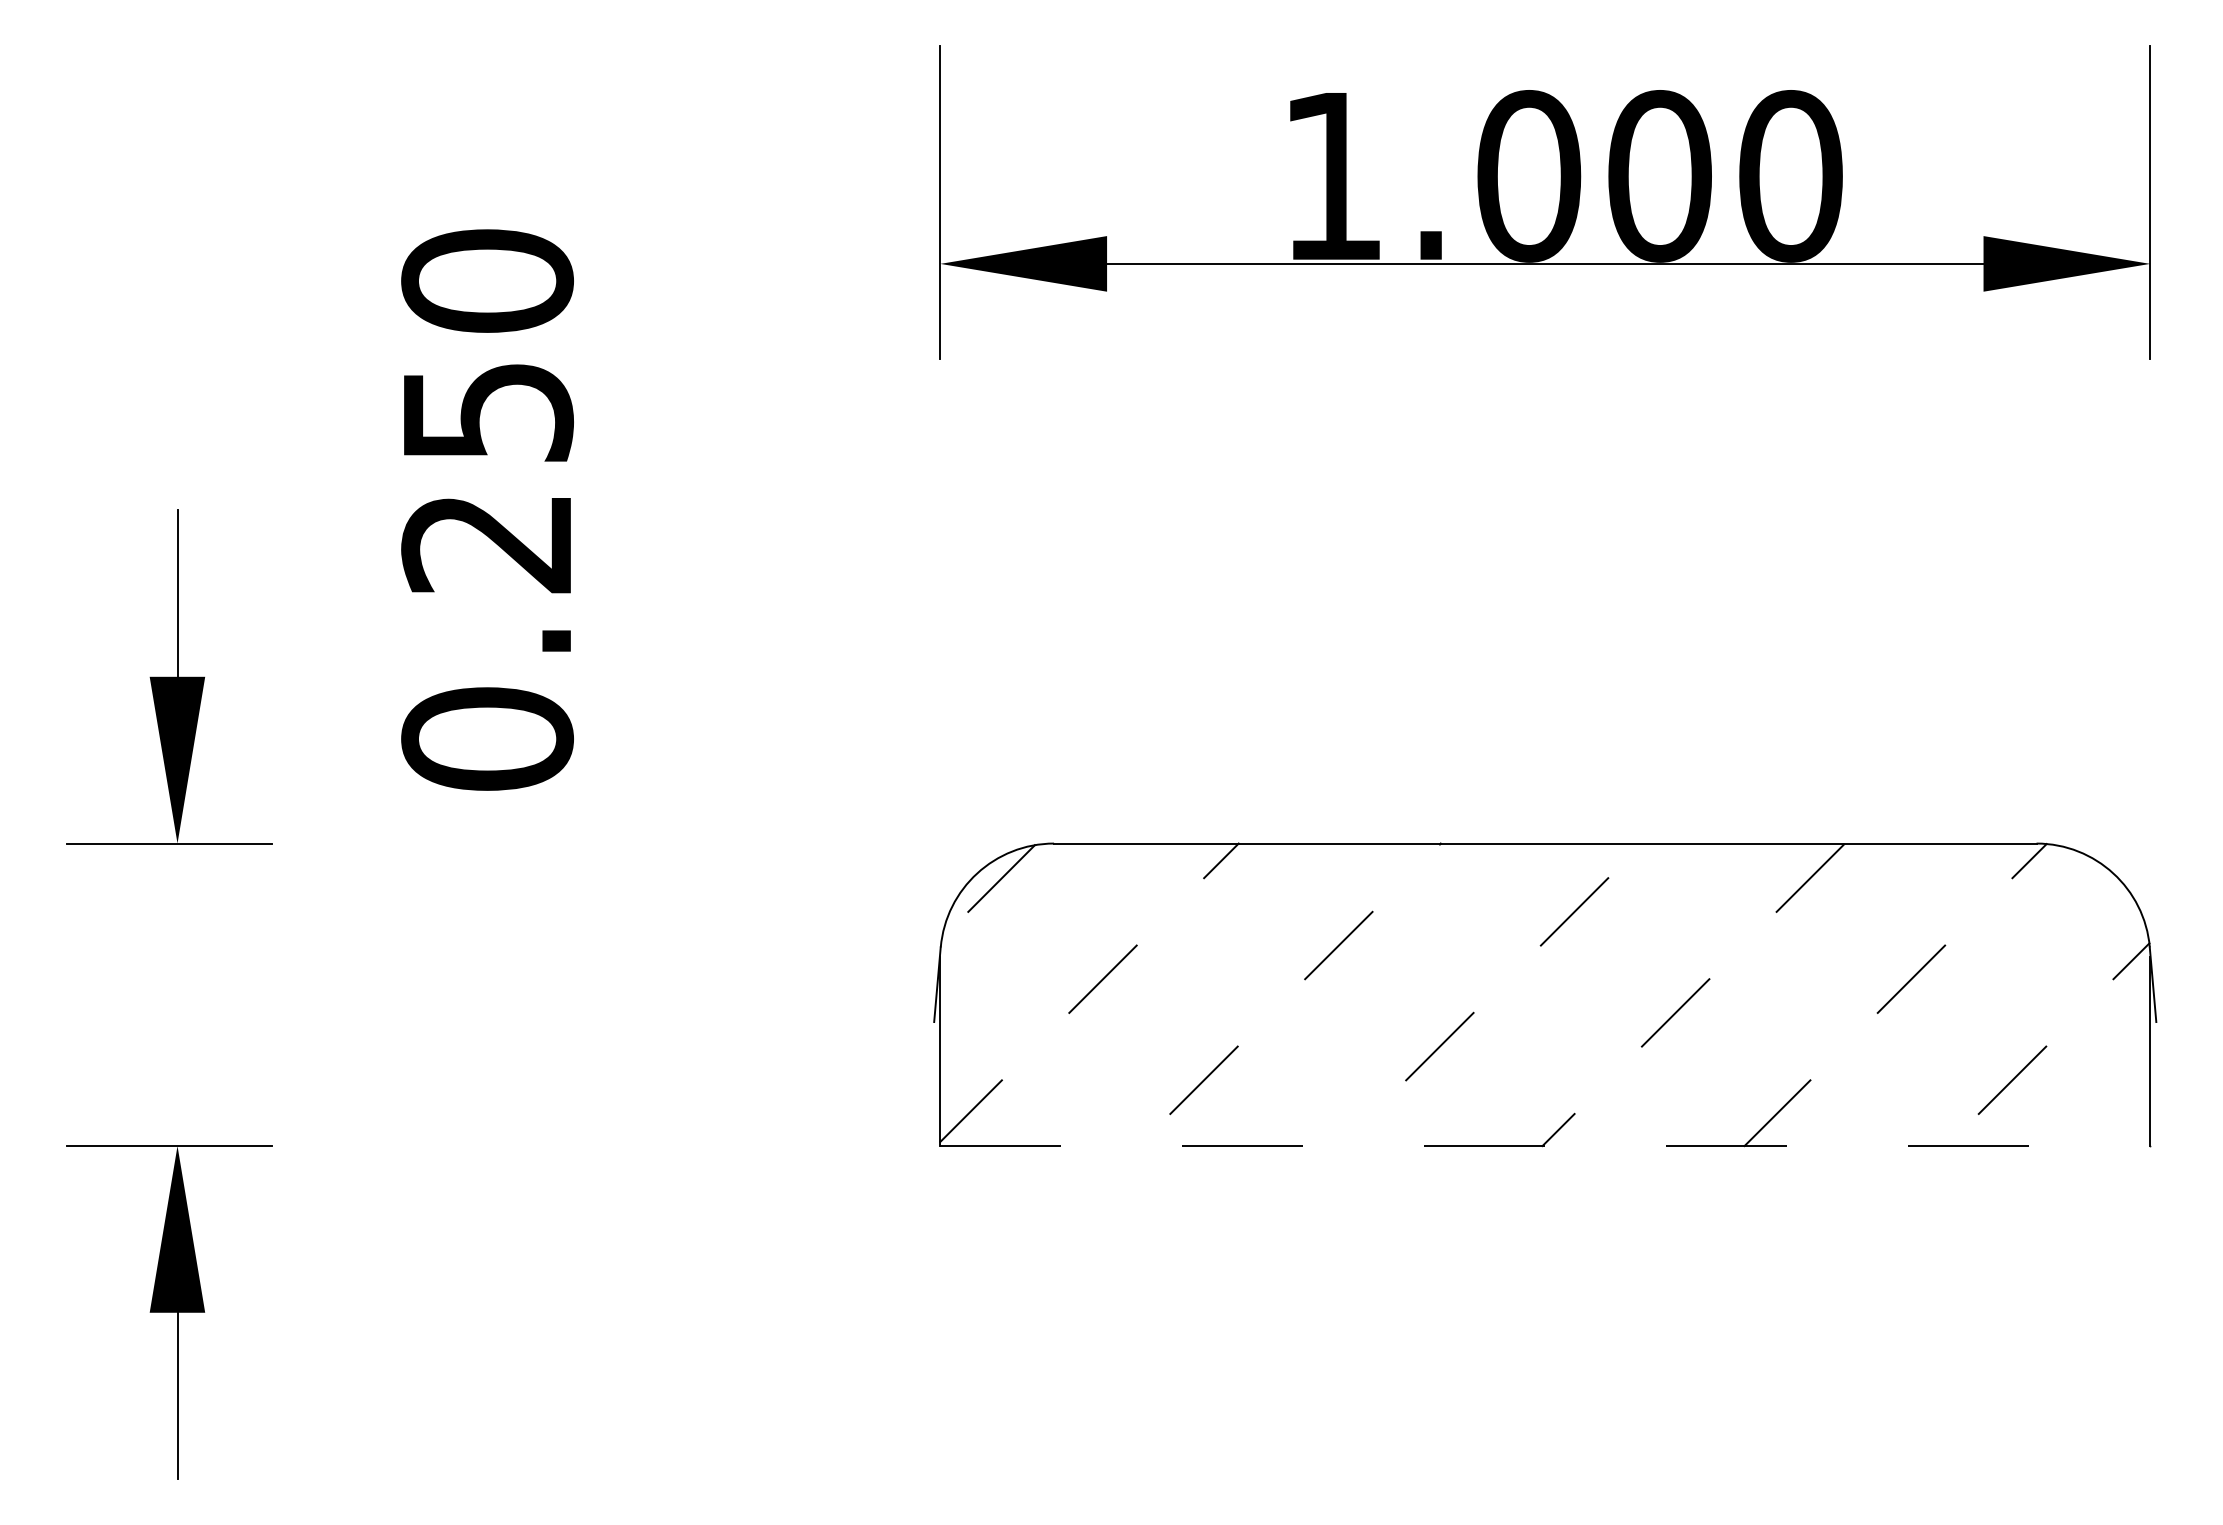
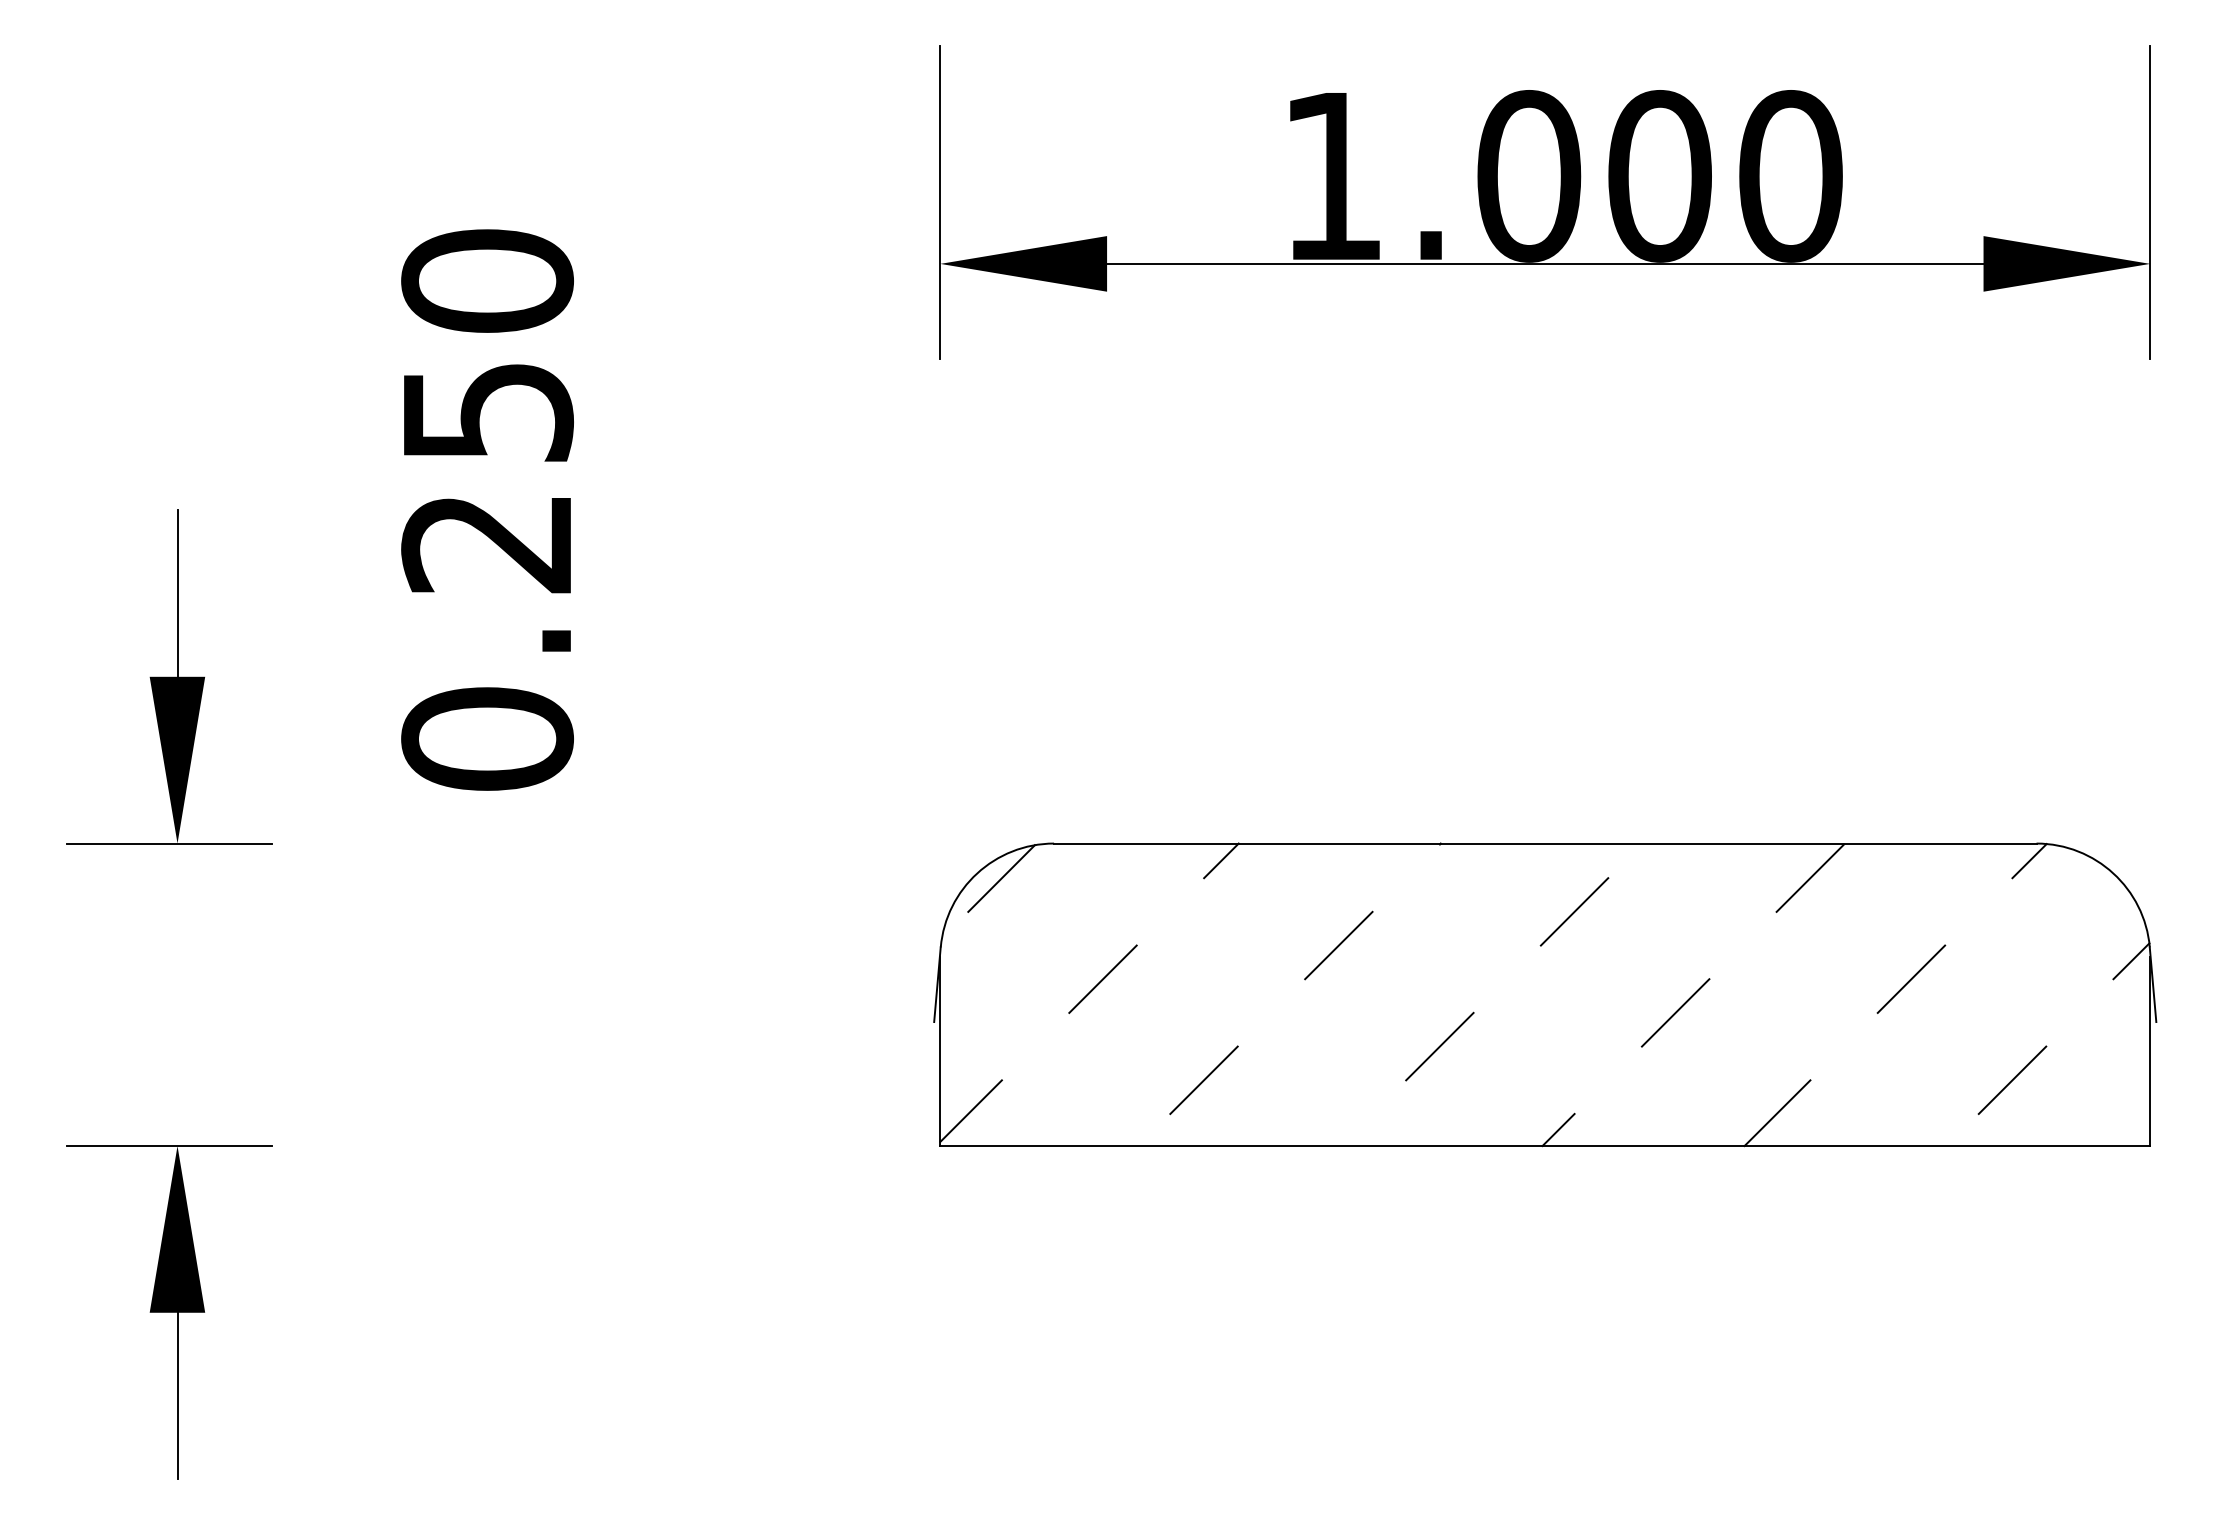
line: dashed -> solid (1545, 1146)
